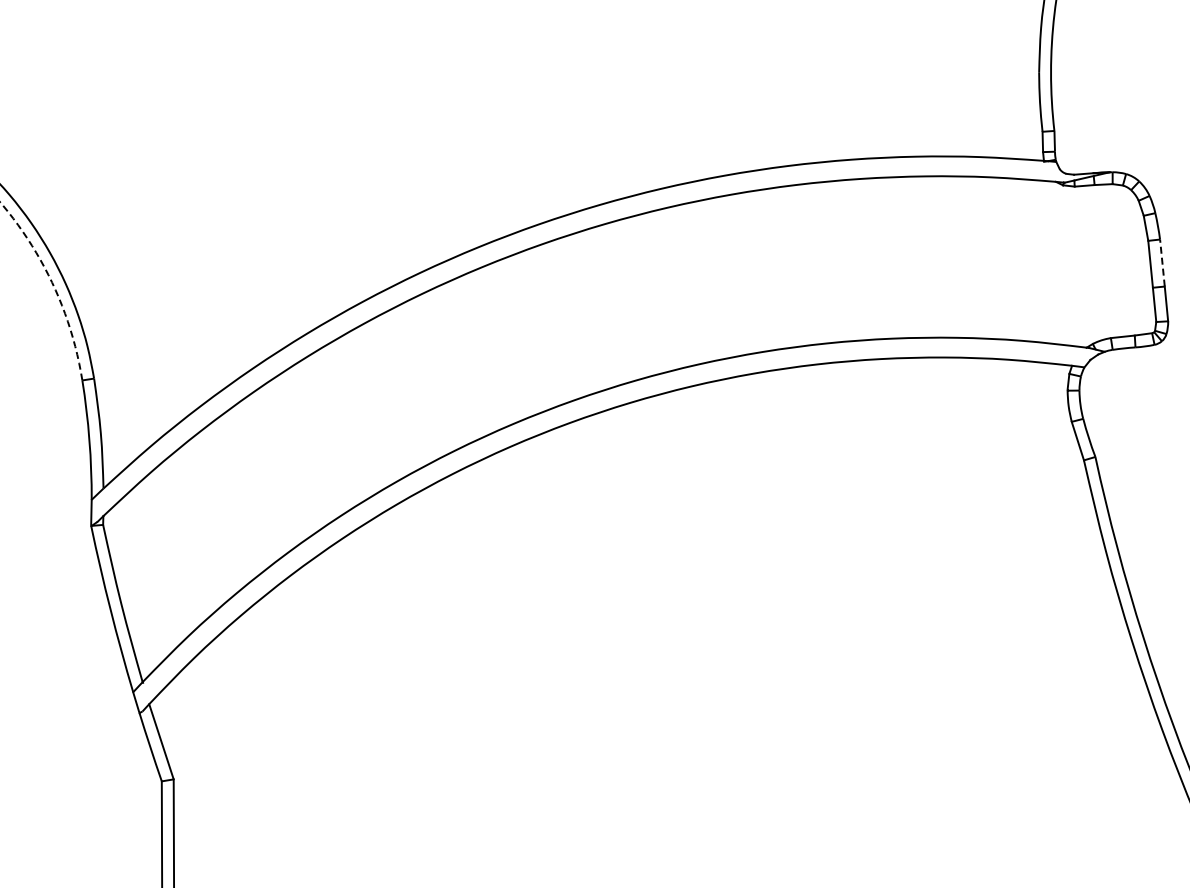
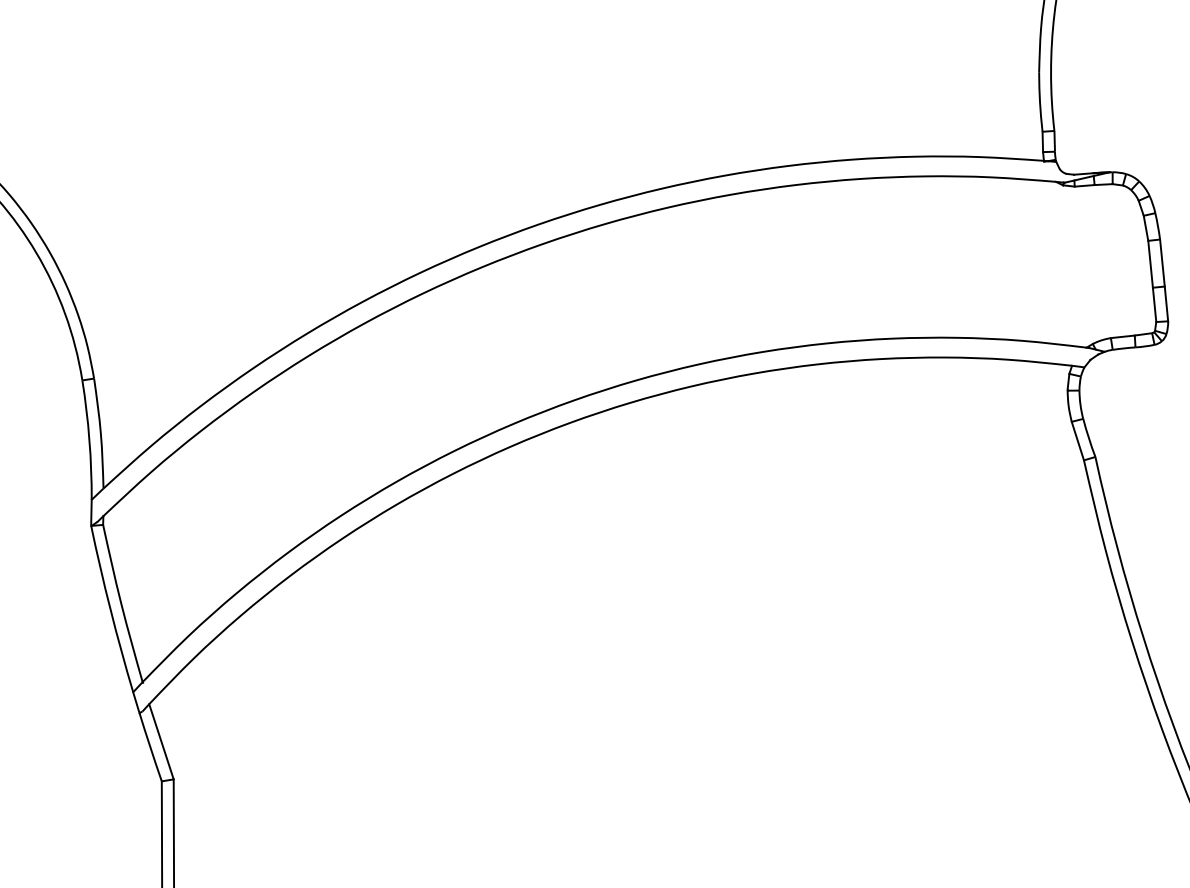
line: dashed -> solid (1162, 263)
arc: dashed -> solid (53, 285)
